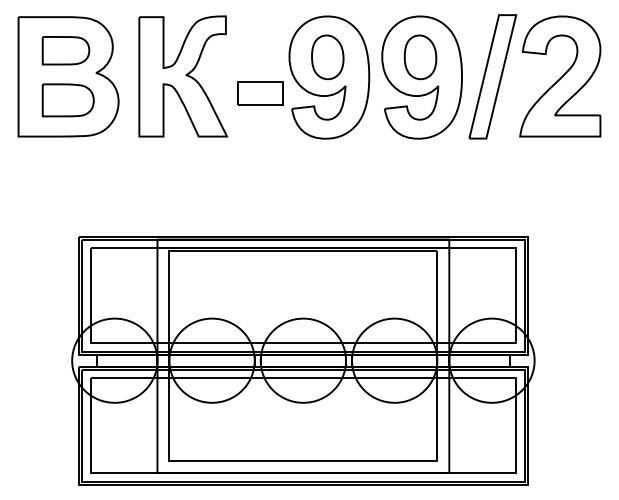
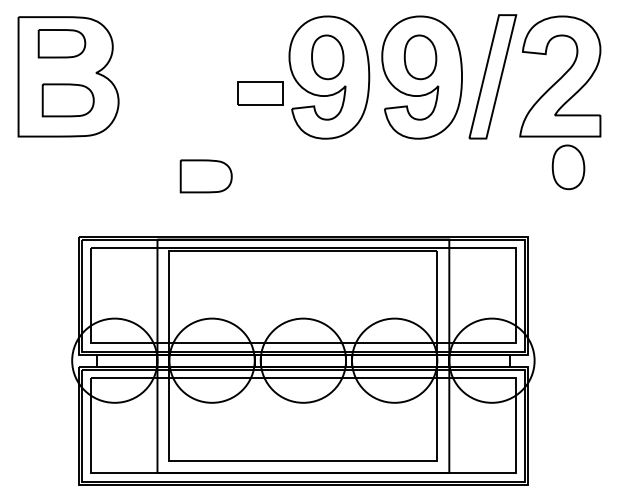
part position: (65, 50) -> (61, 43) (61, 43)
part: present -> none (183, 76)
part: none -> present (568, 167)
part: none -> present (205, 176)
